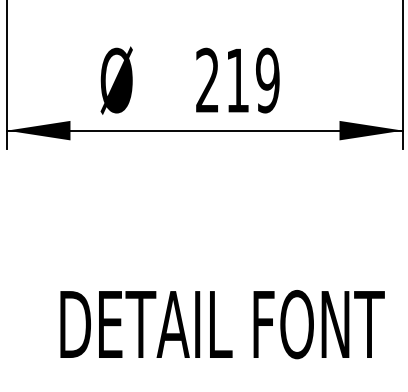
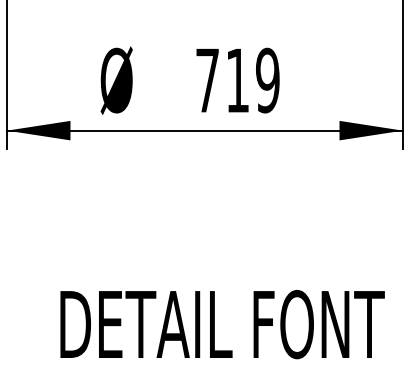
text: 219 -> 719 (207, 79)
